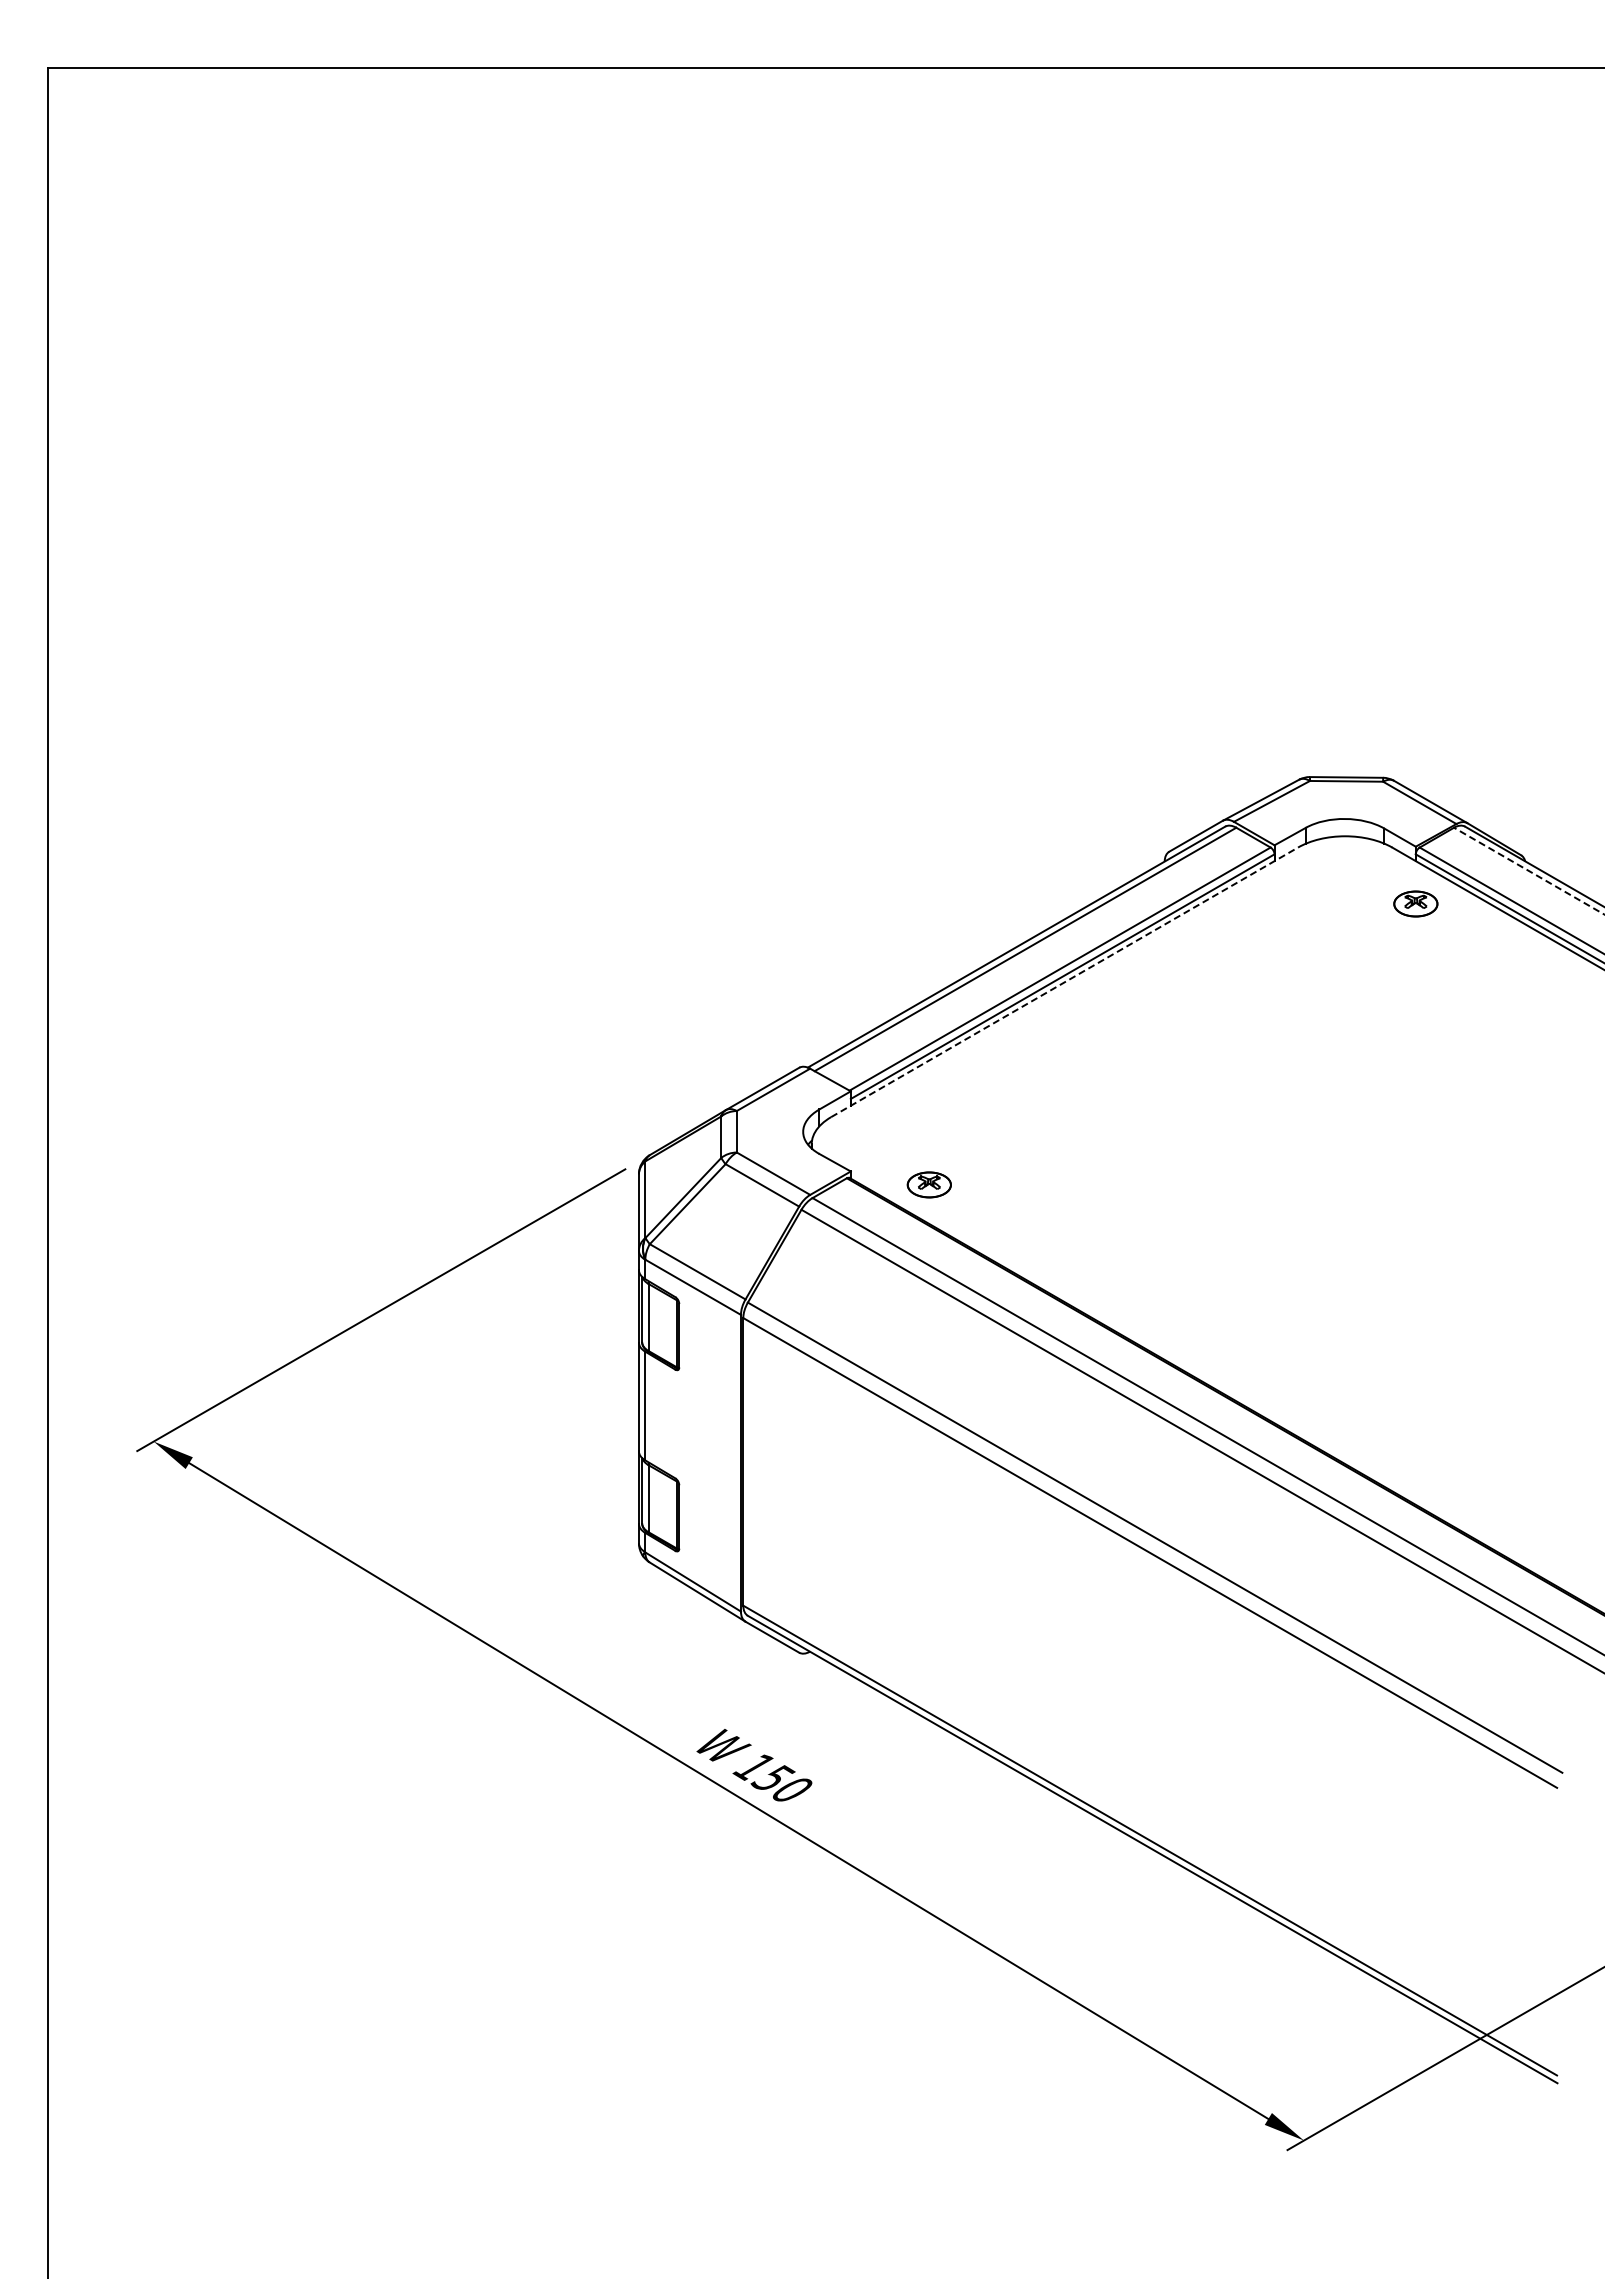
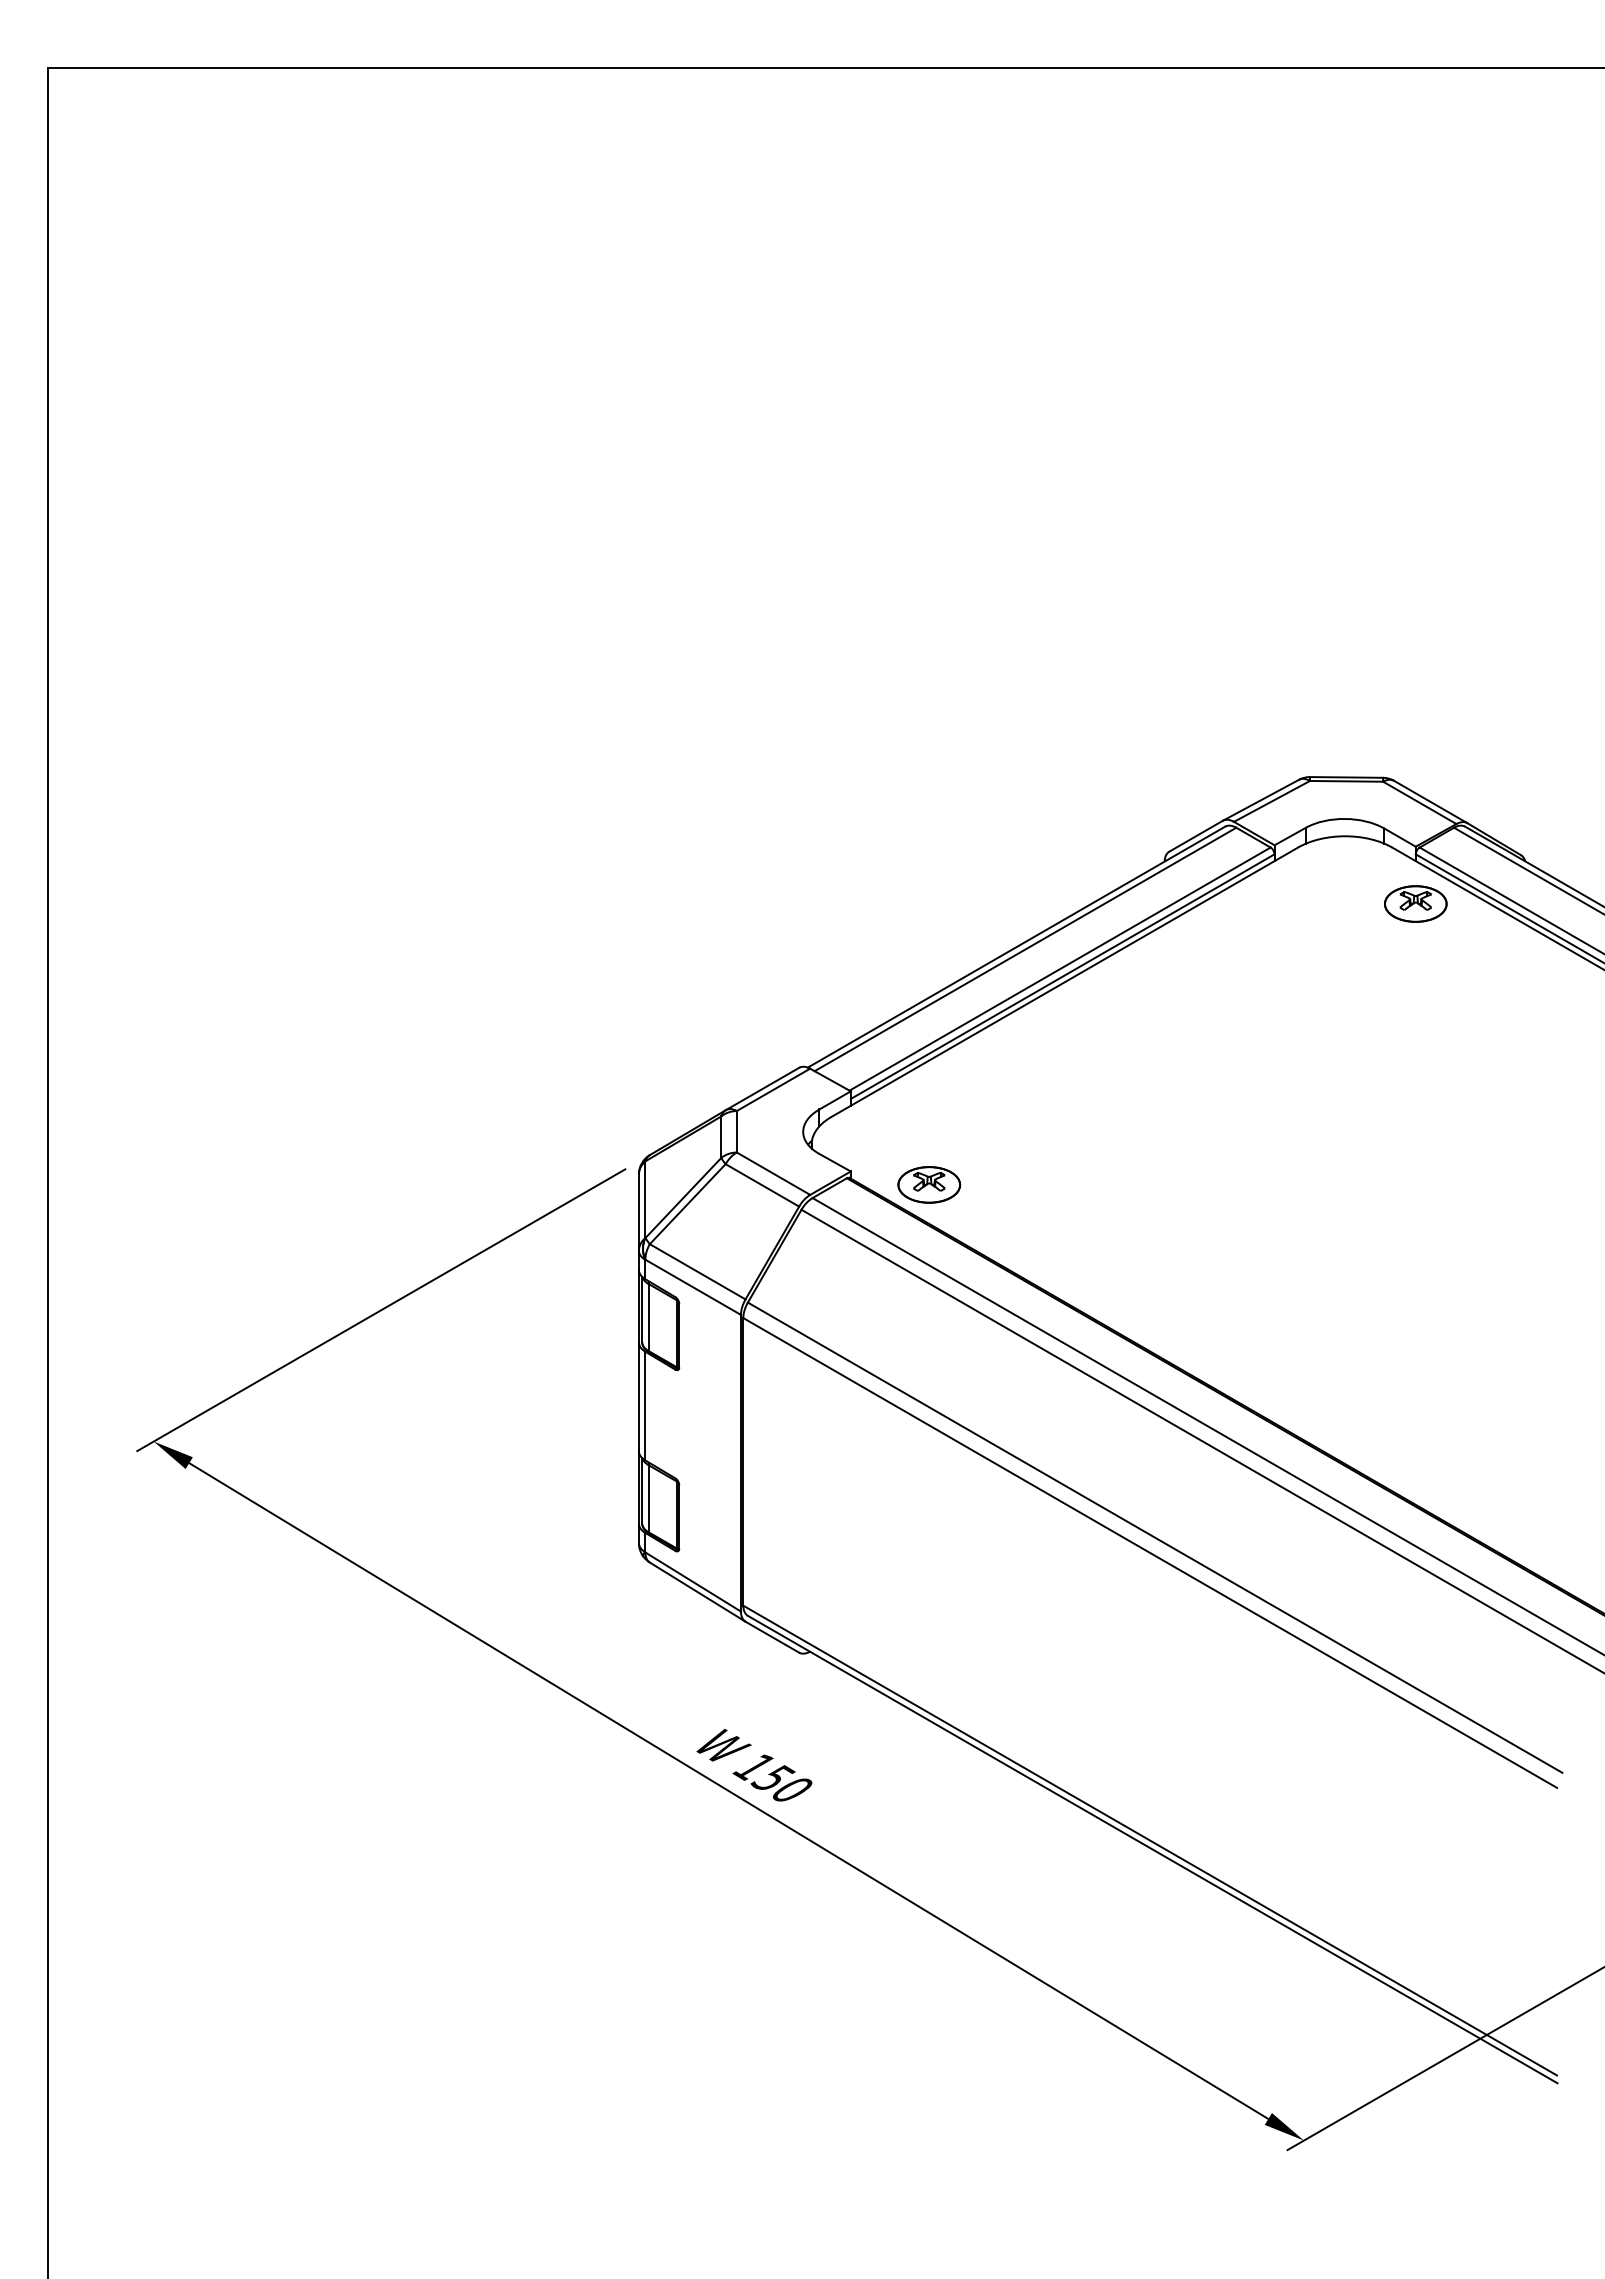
line: dashed -> solid (1529, 871)
part size: 46x28 px -> 64x38 px (1415, 903)
line: dashed -> solid (1064, 982)
part size: 46x28 px -> 65x38 px (929, 1184)
